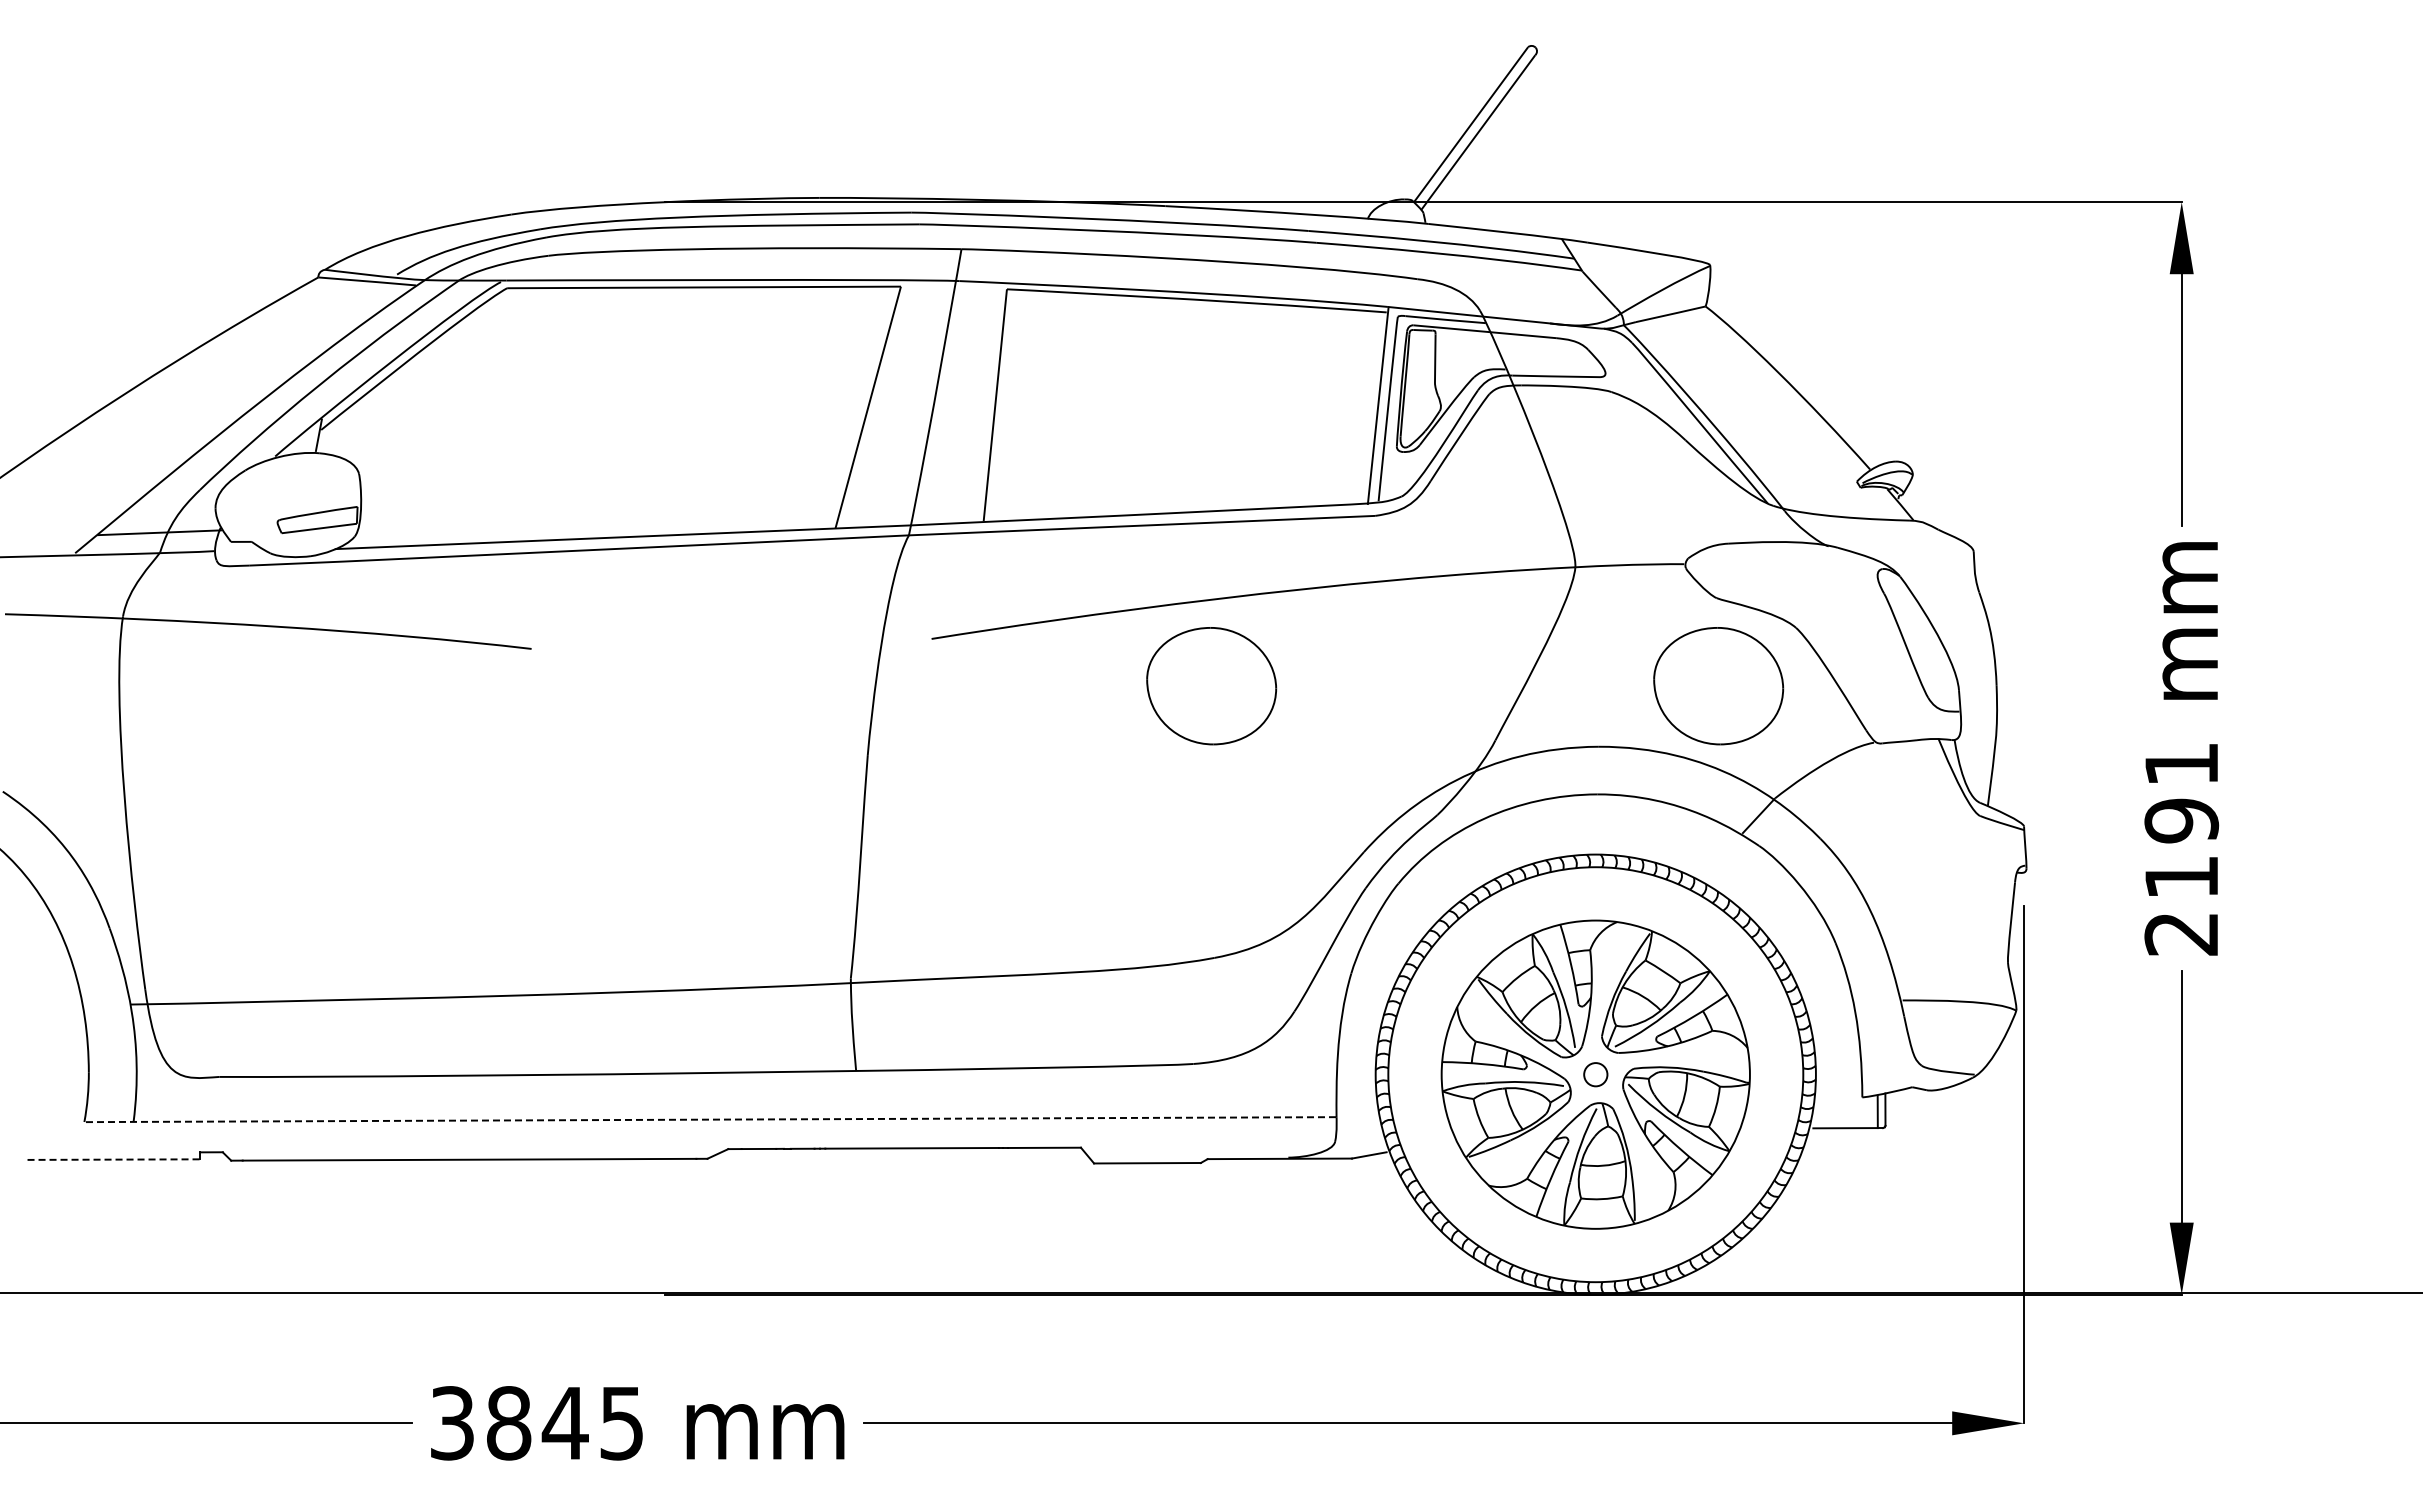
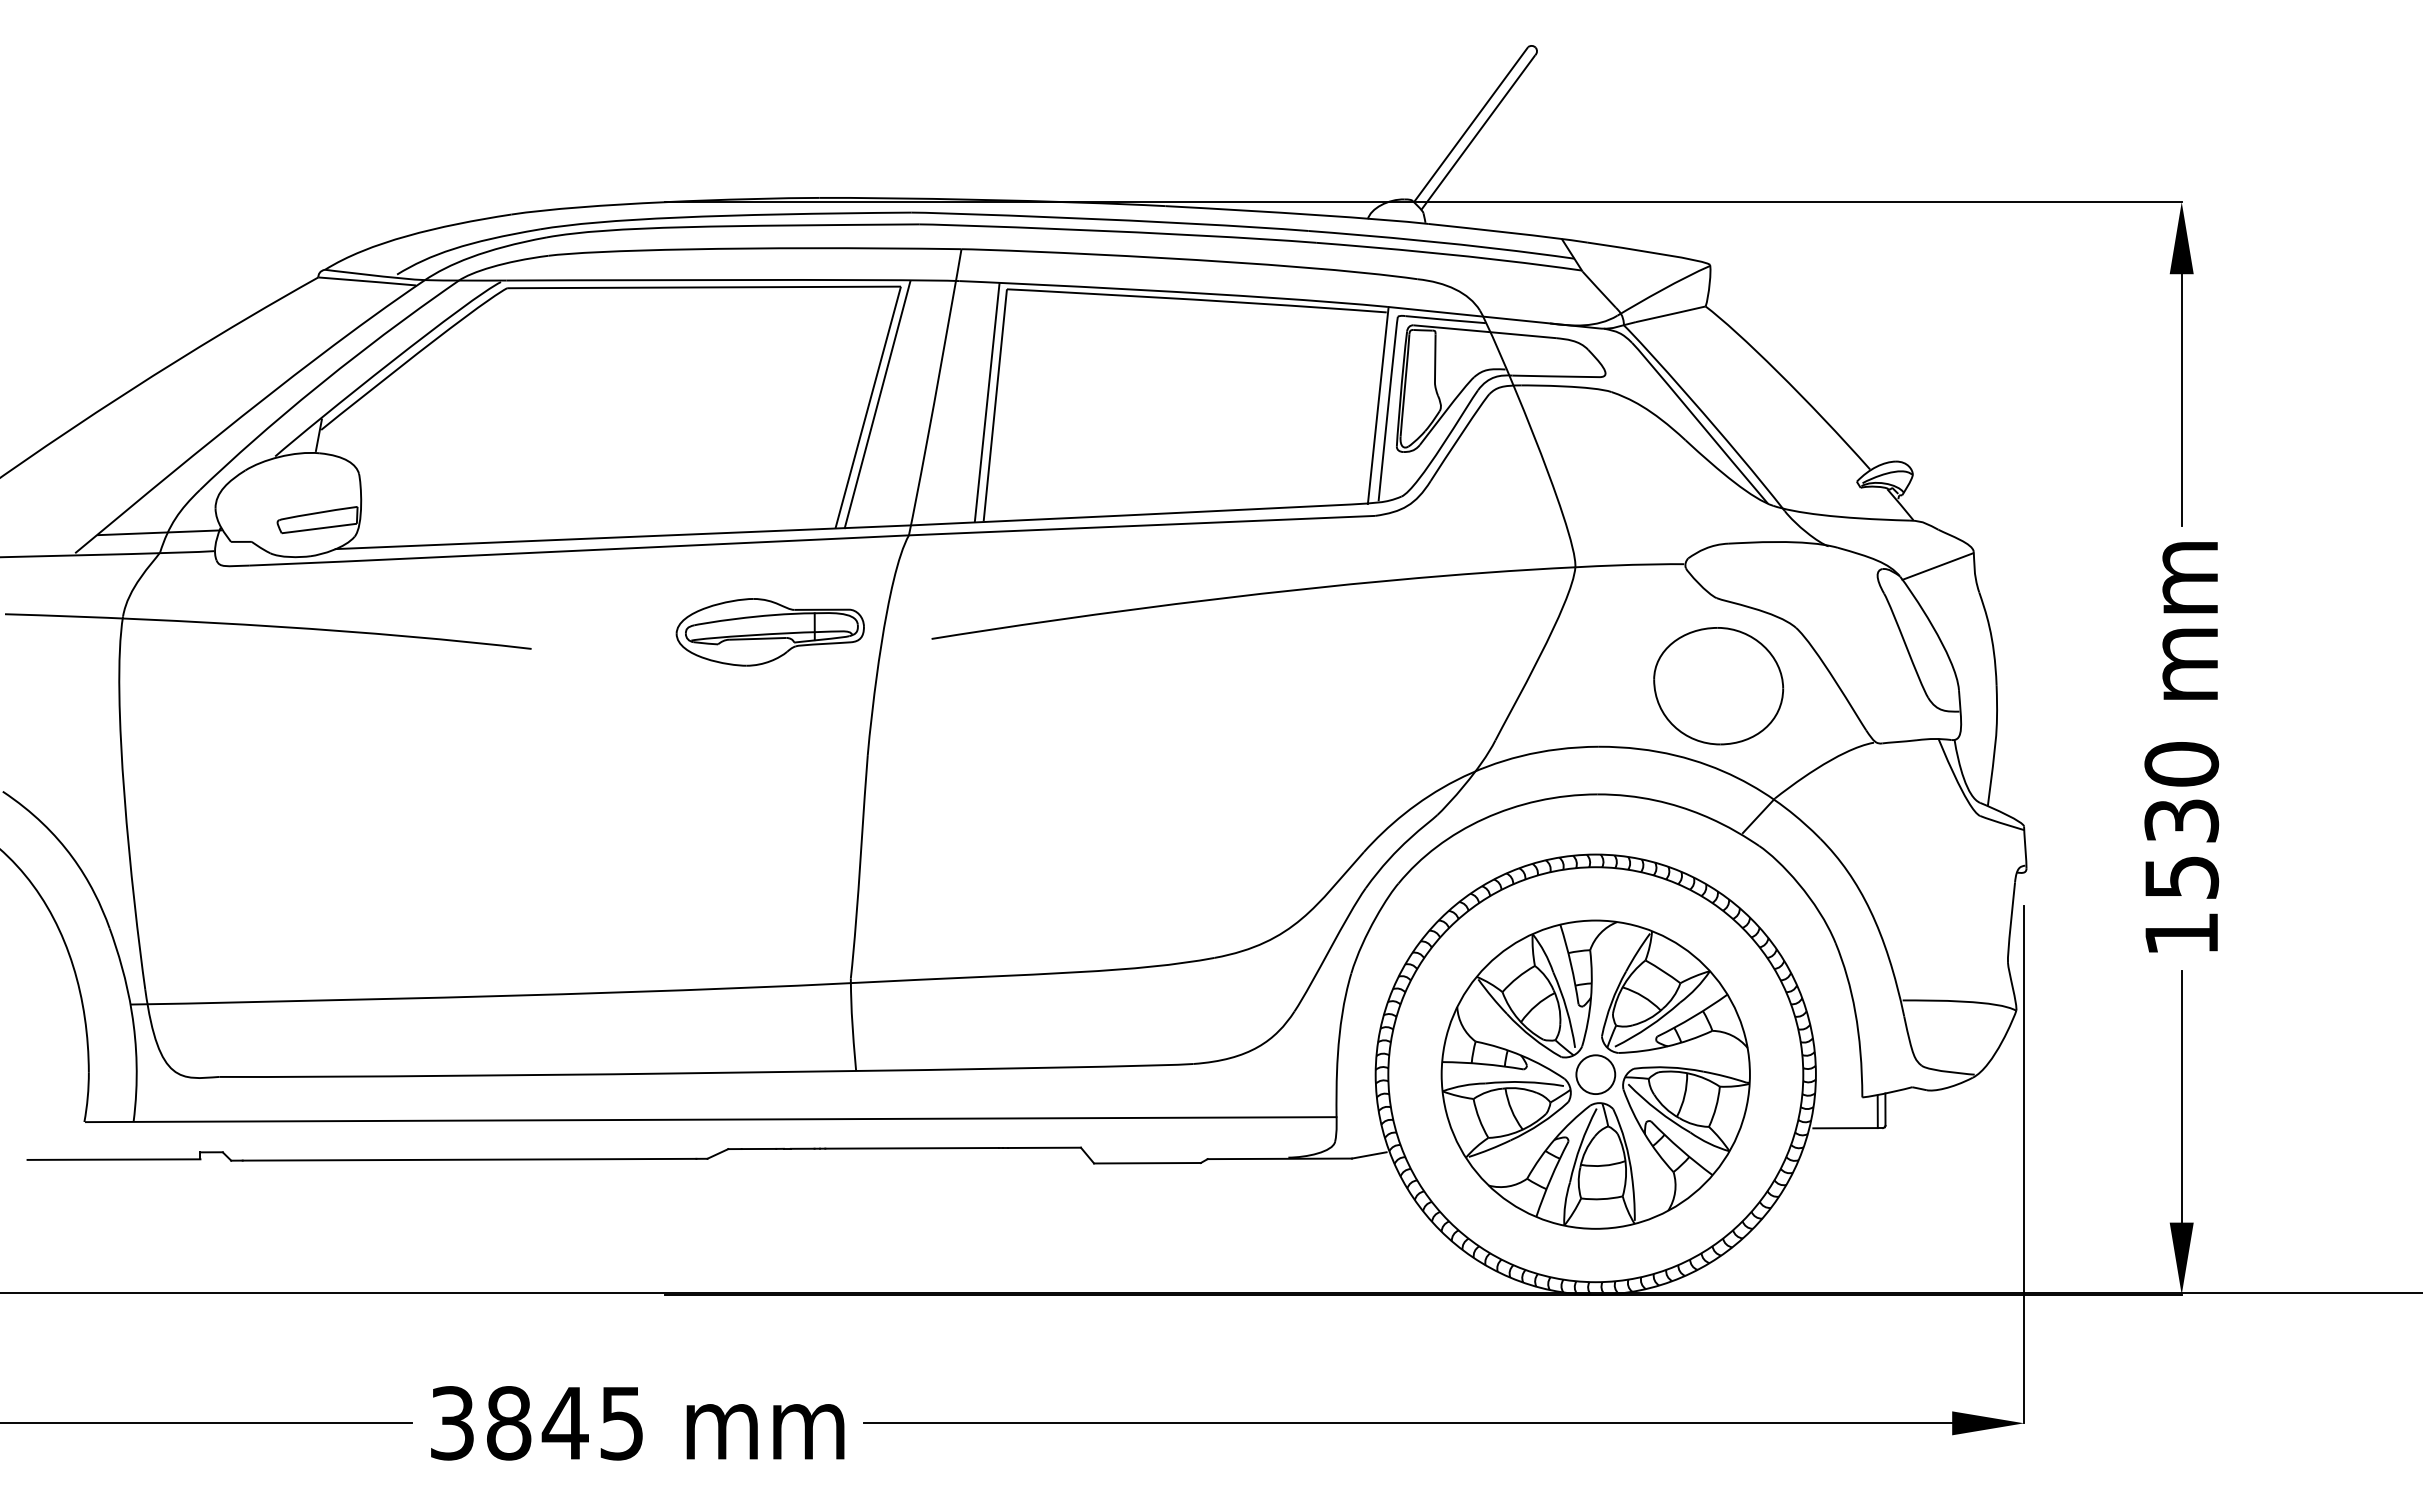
line: none -> present (986, 402)
line: none -> present (877, 404)
line: none -> present (1937, 566)
part: none -> present (769, 632)
part: present -> none (1211, 686)
text: 2191 -> 1530 (2181, 848)
circle diameter: 23 px -> 39 px (1595, 1074)
line: dashed -> solid (711, 1119)
line: dashed -> solid (114, 1159)
